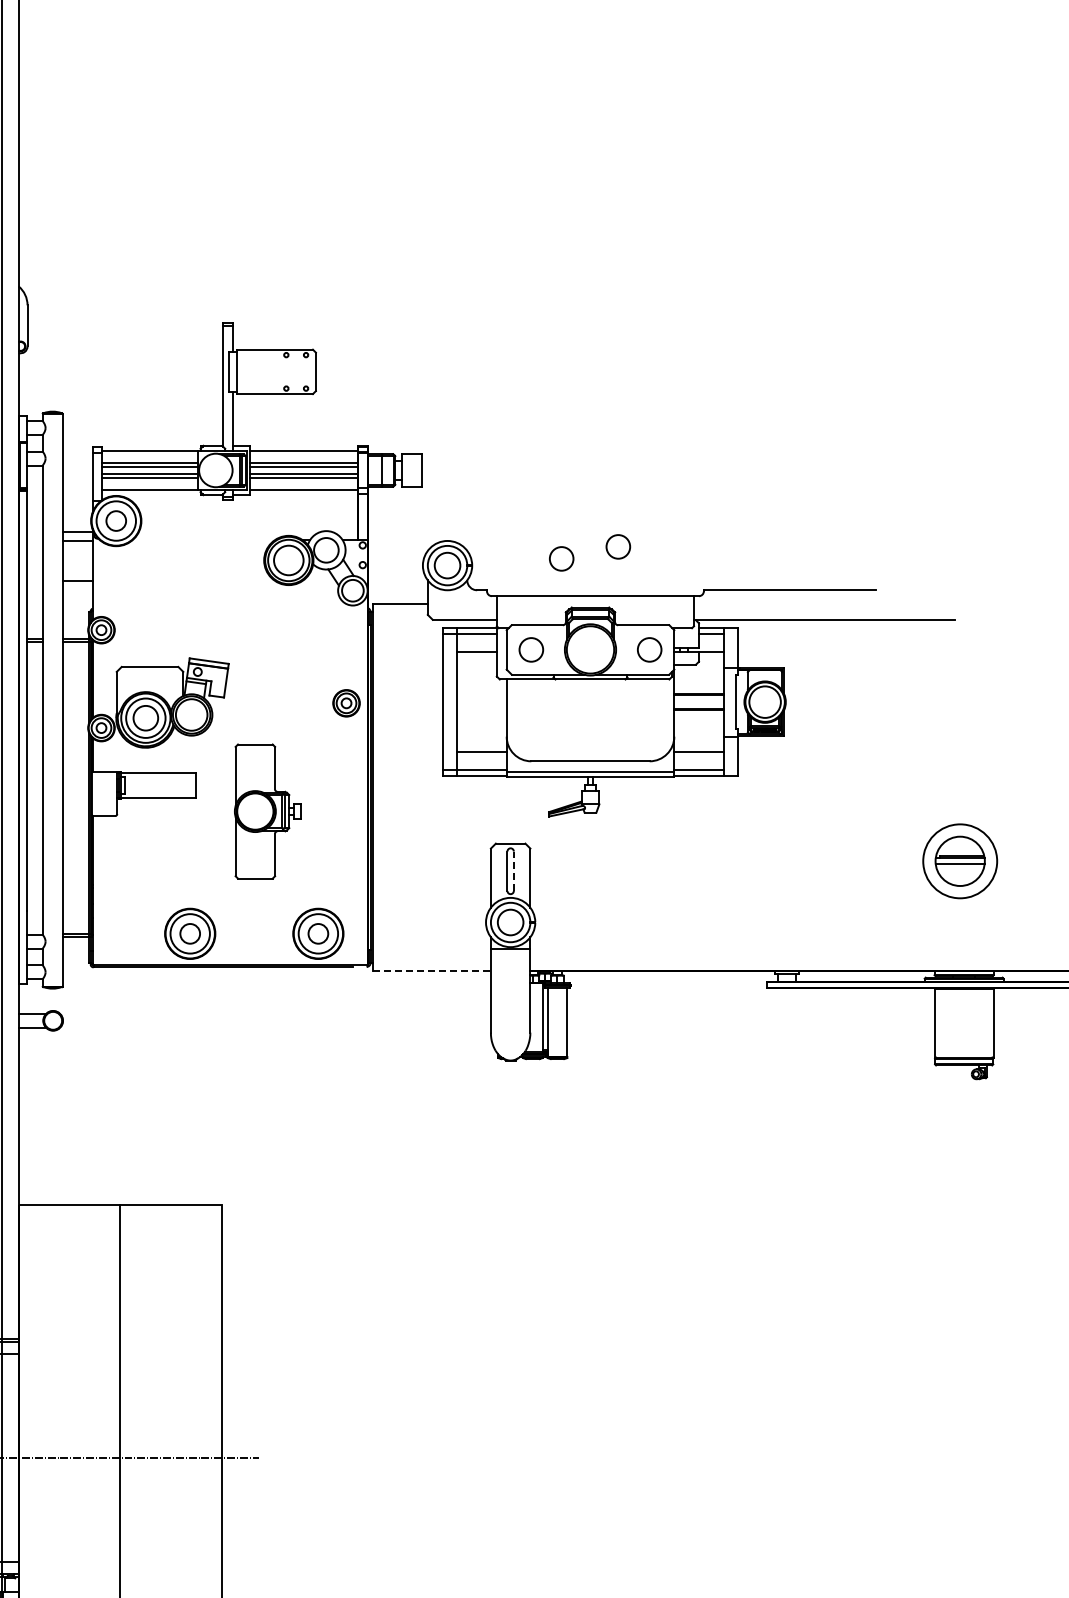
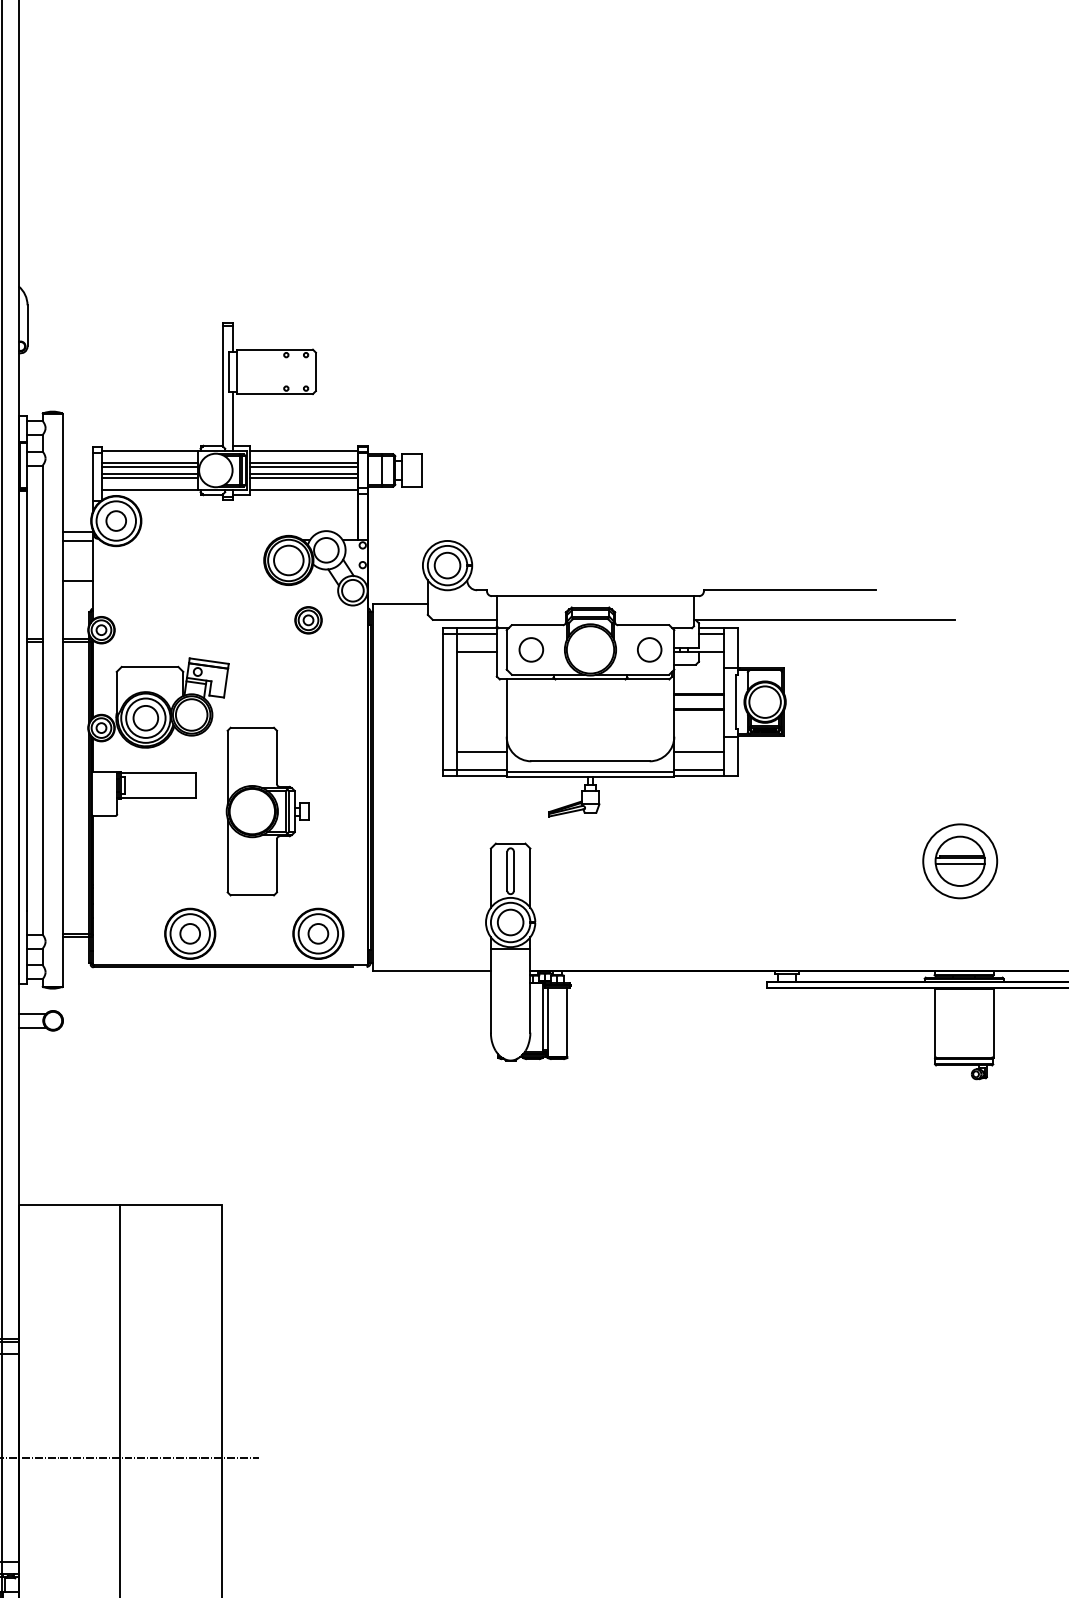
circle: present -> none (618, 546)
circle: present -> none (561, 558)
part position: (346, 703) -> (308, 620) (308, 620)
part size: 68x137 px -> 85x171 px (267, 811)
line: dashed -> solid (513, 871)
line: dashed -> solid (432, 970)
